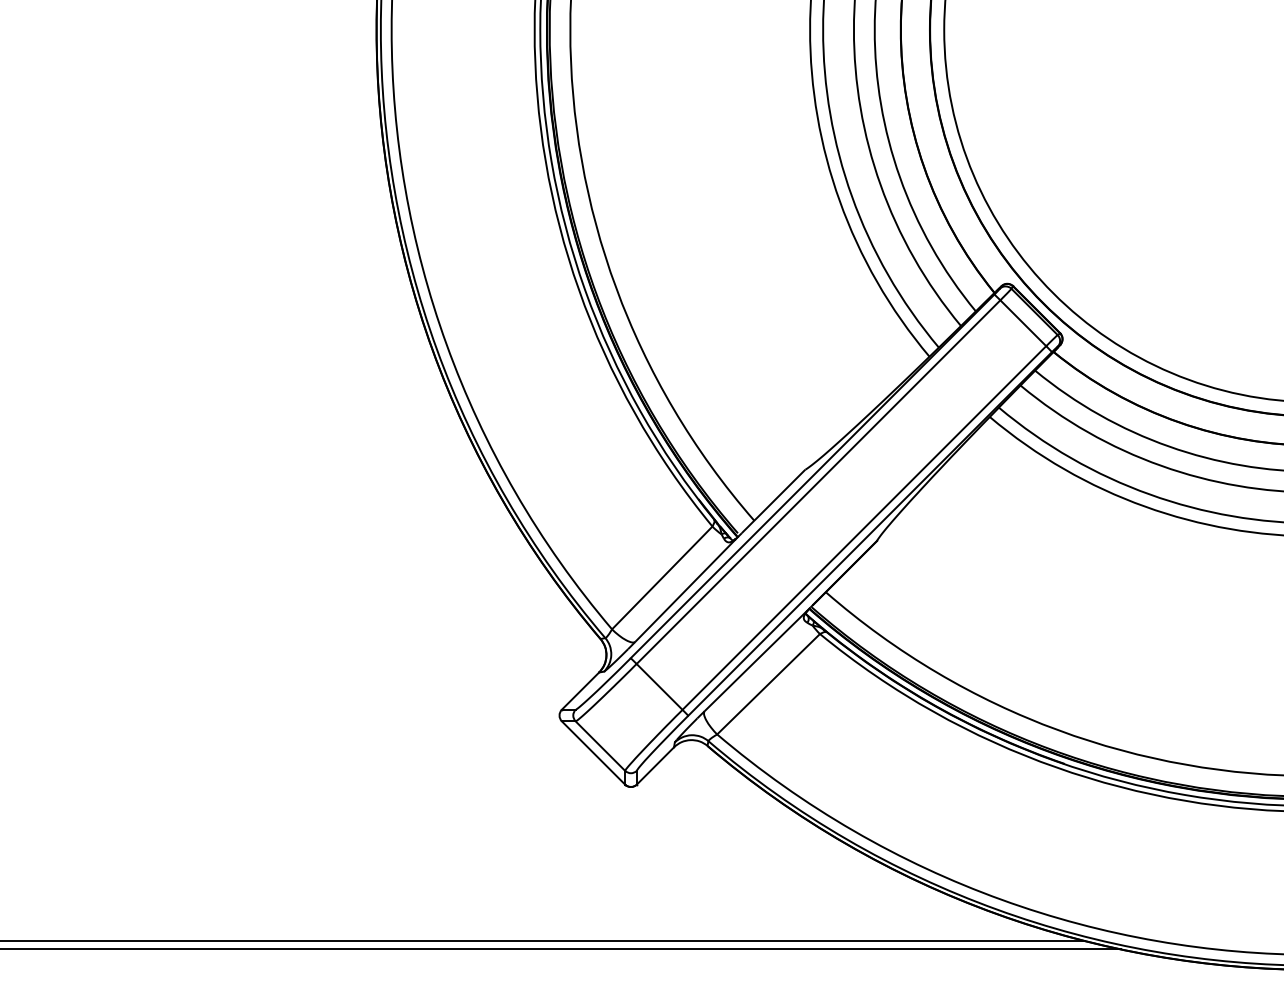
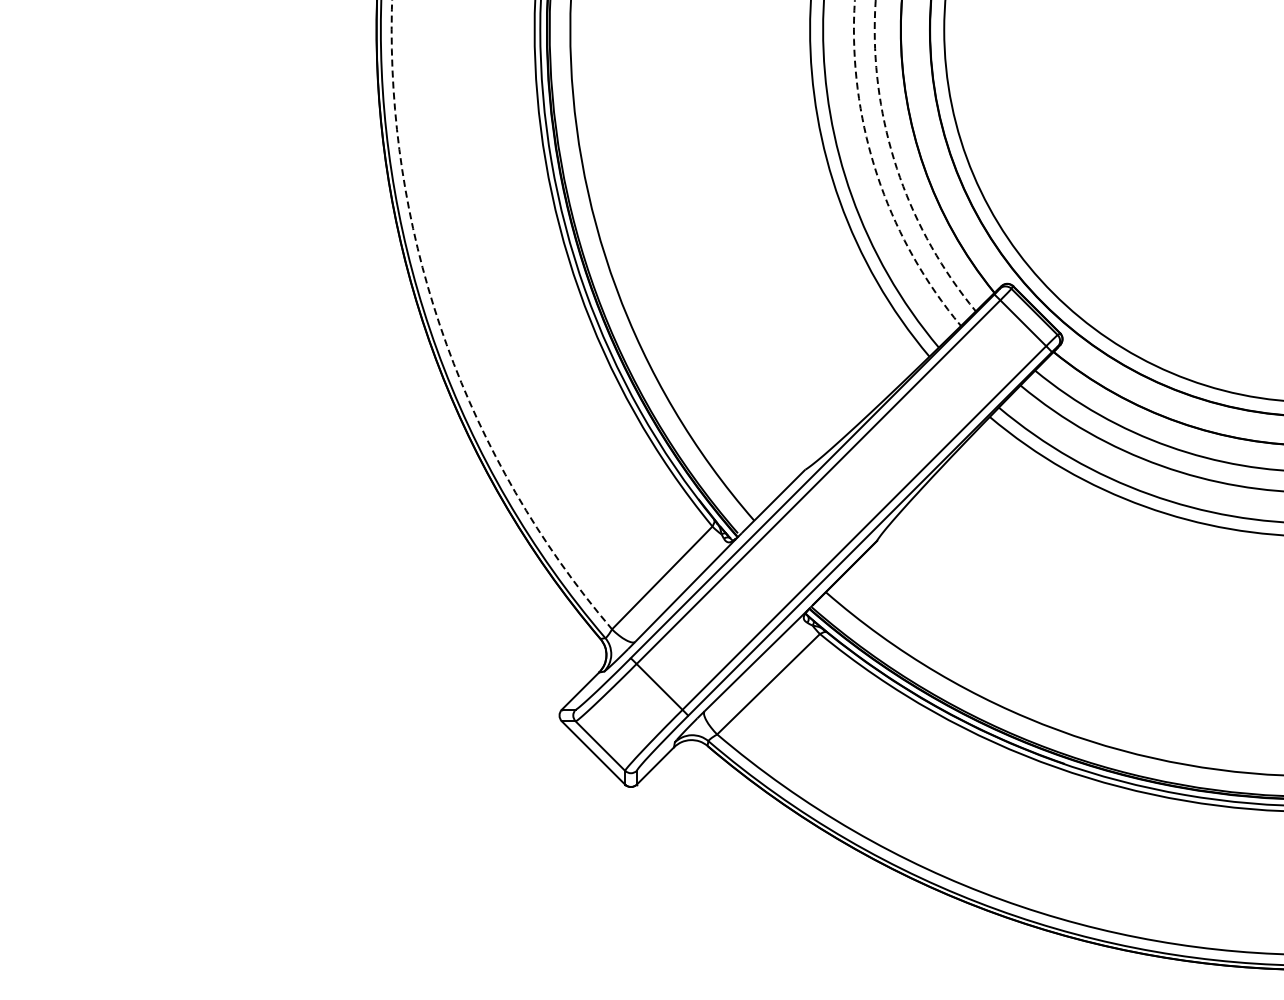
arc: solid -> dashed (896, 166)
arc: solid -> dashed (876, 173)
arc: solid -> dashed (442, 332)
line: present -> none (543, 941)
line: present -> none (561, 949)
